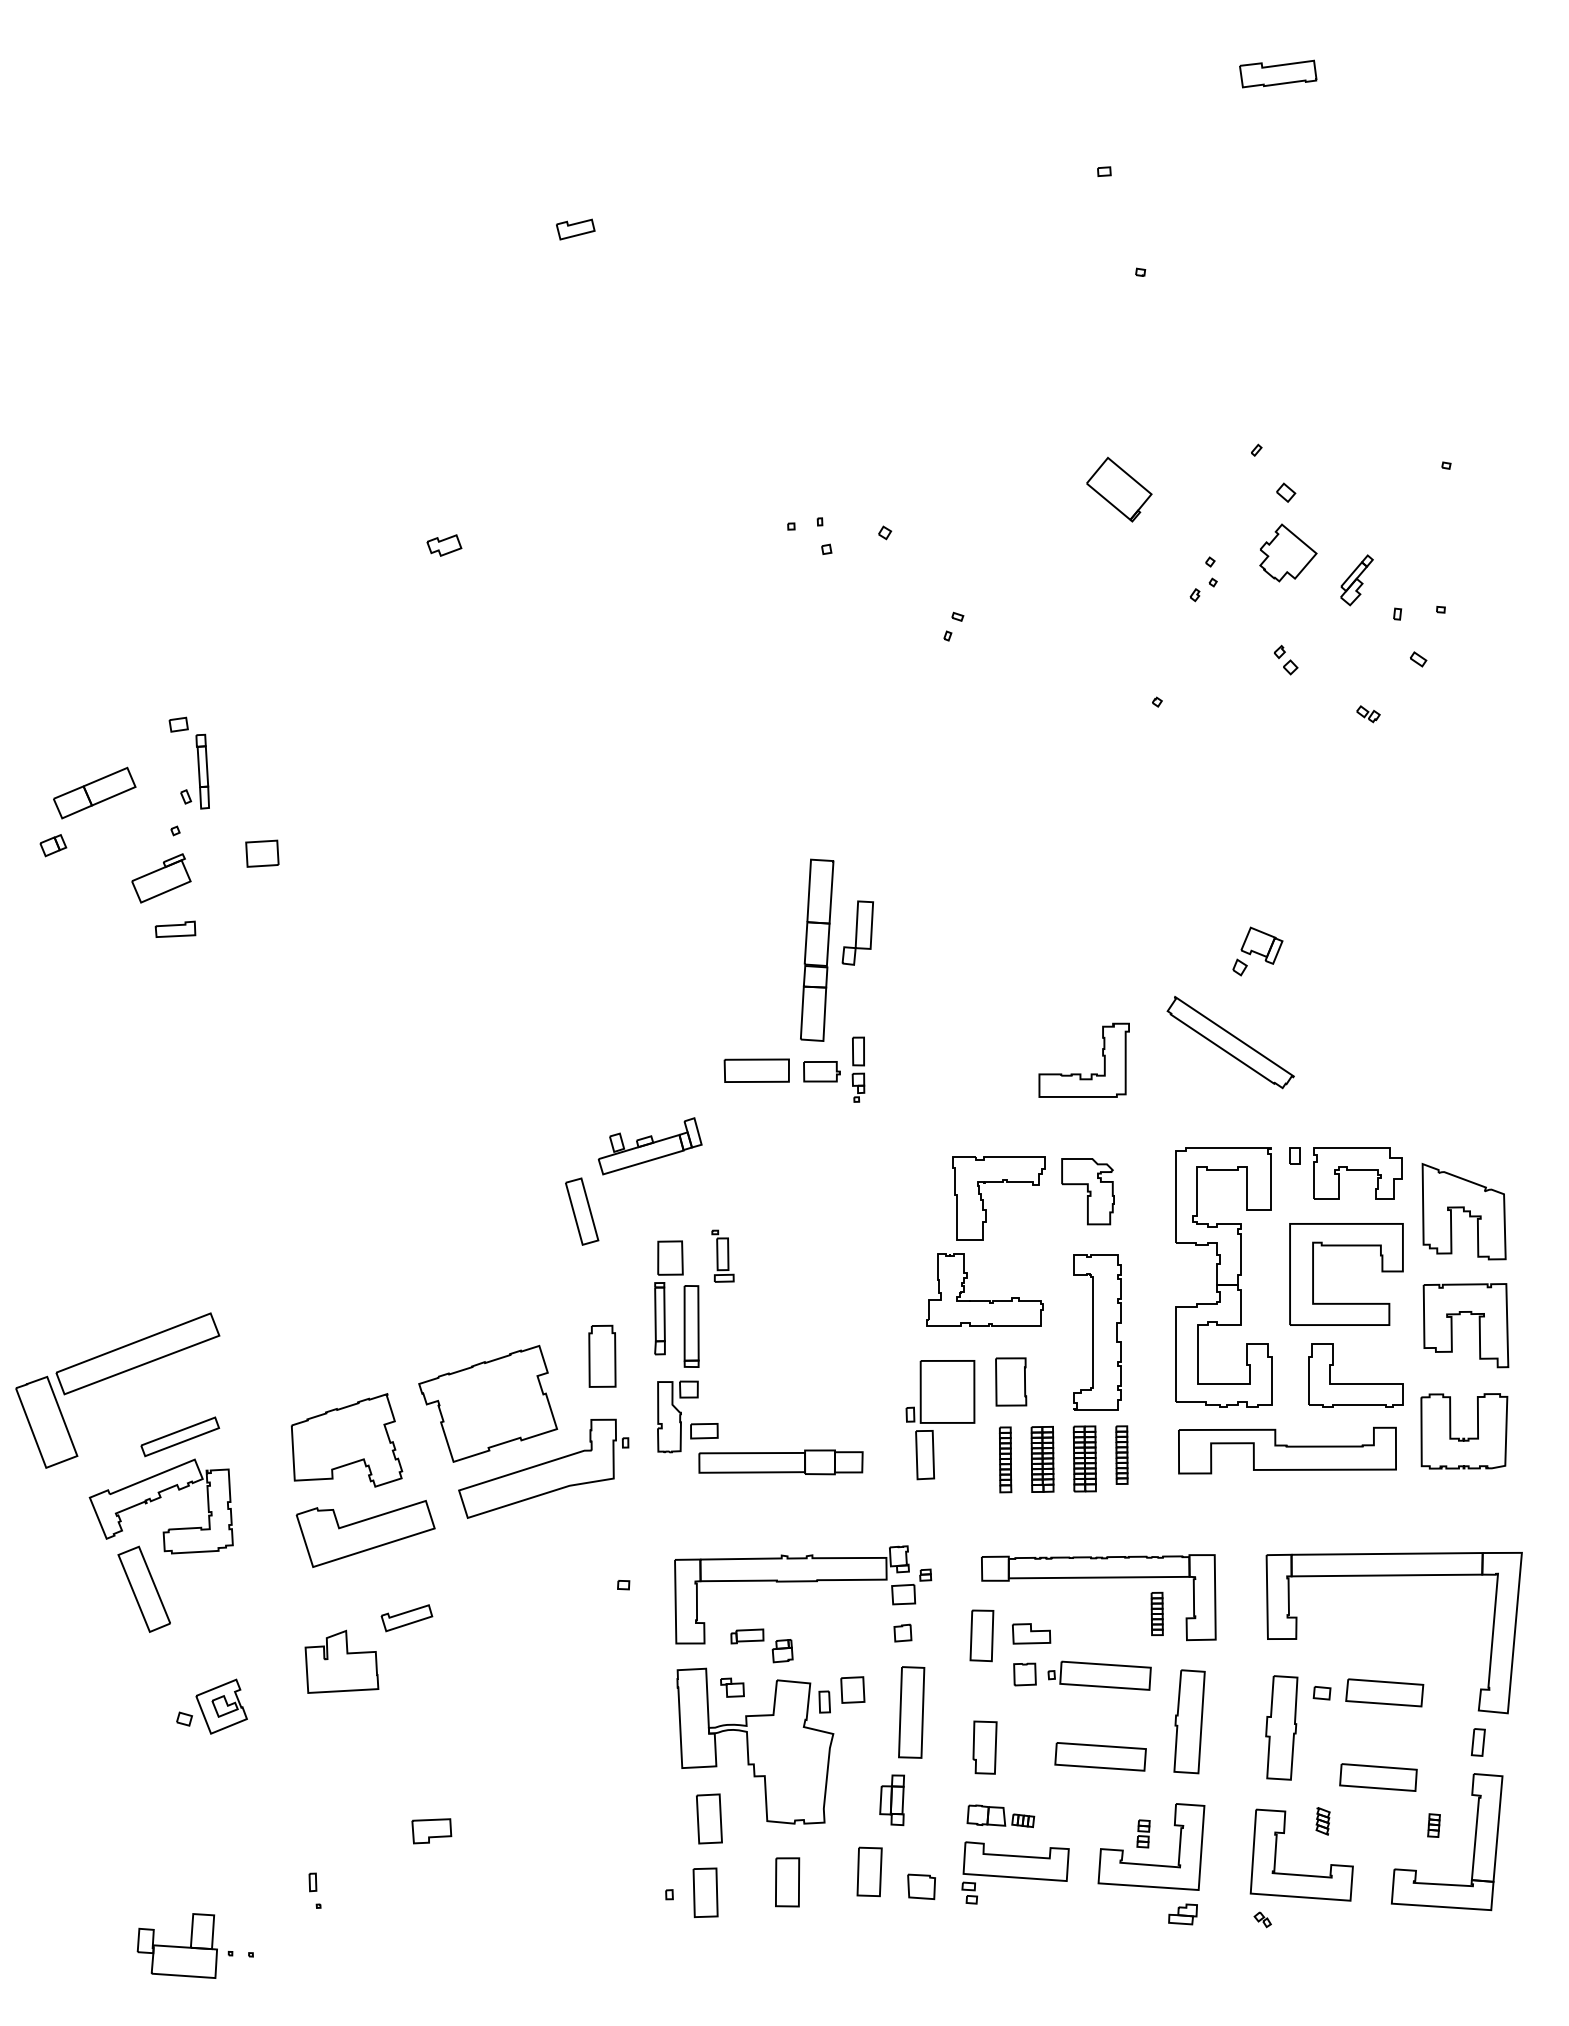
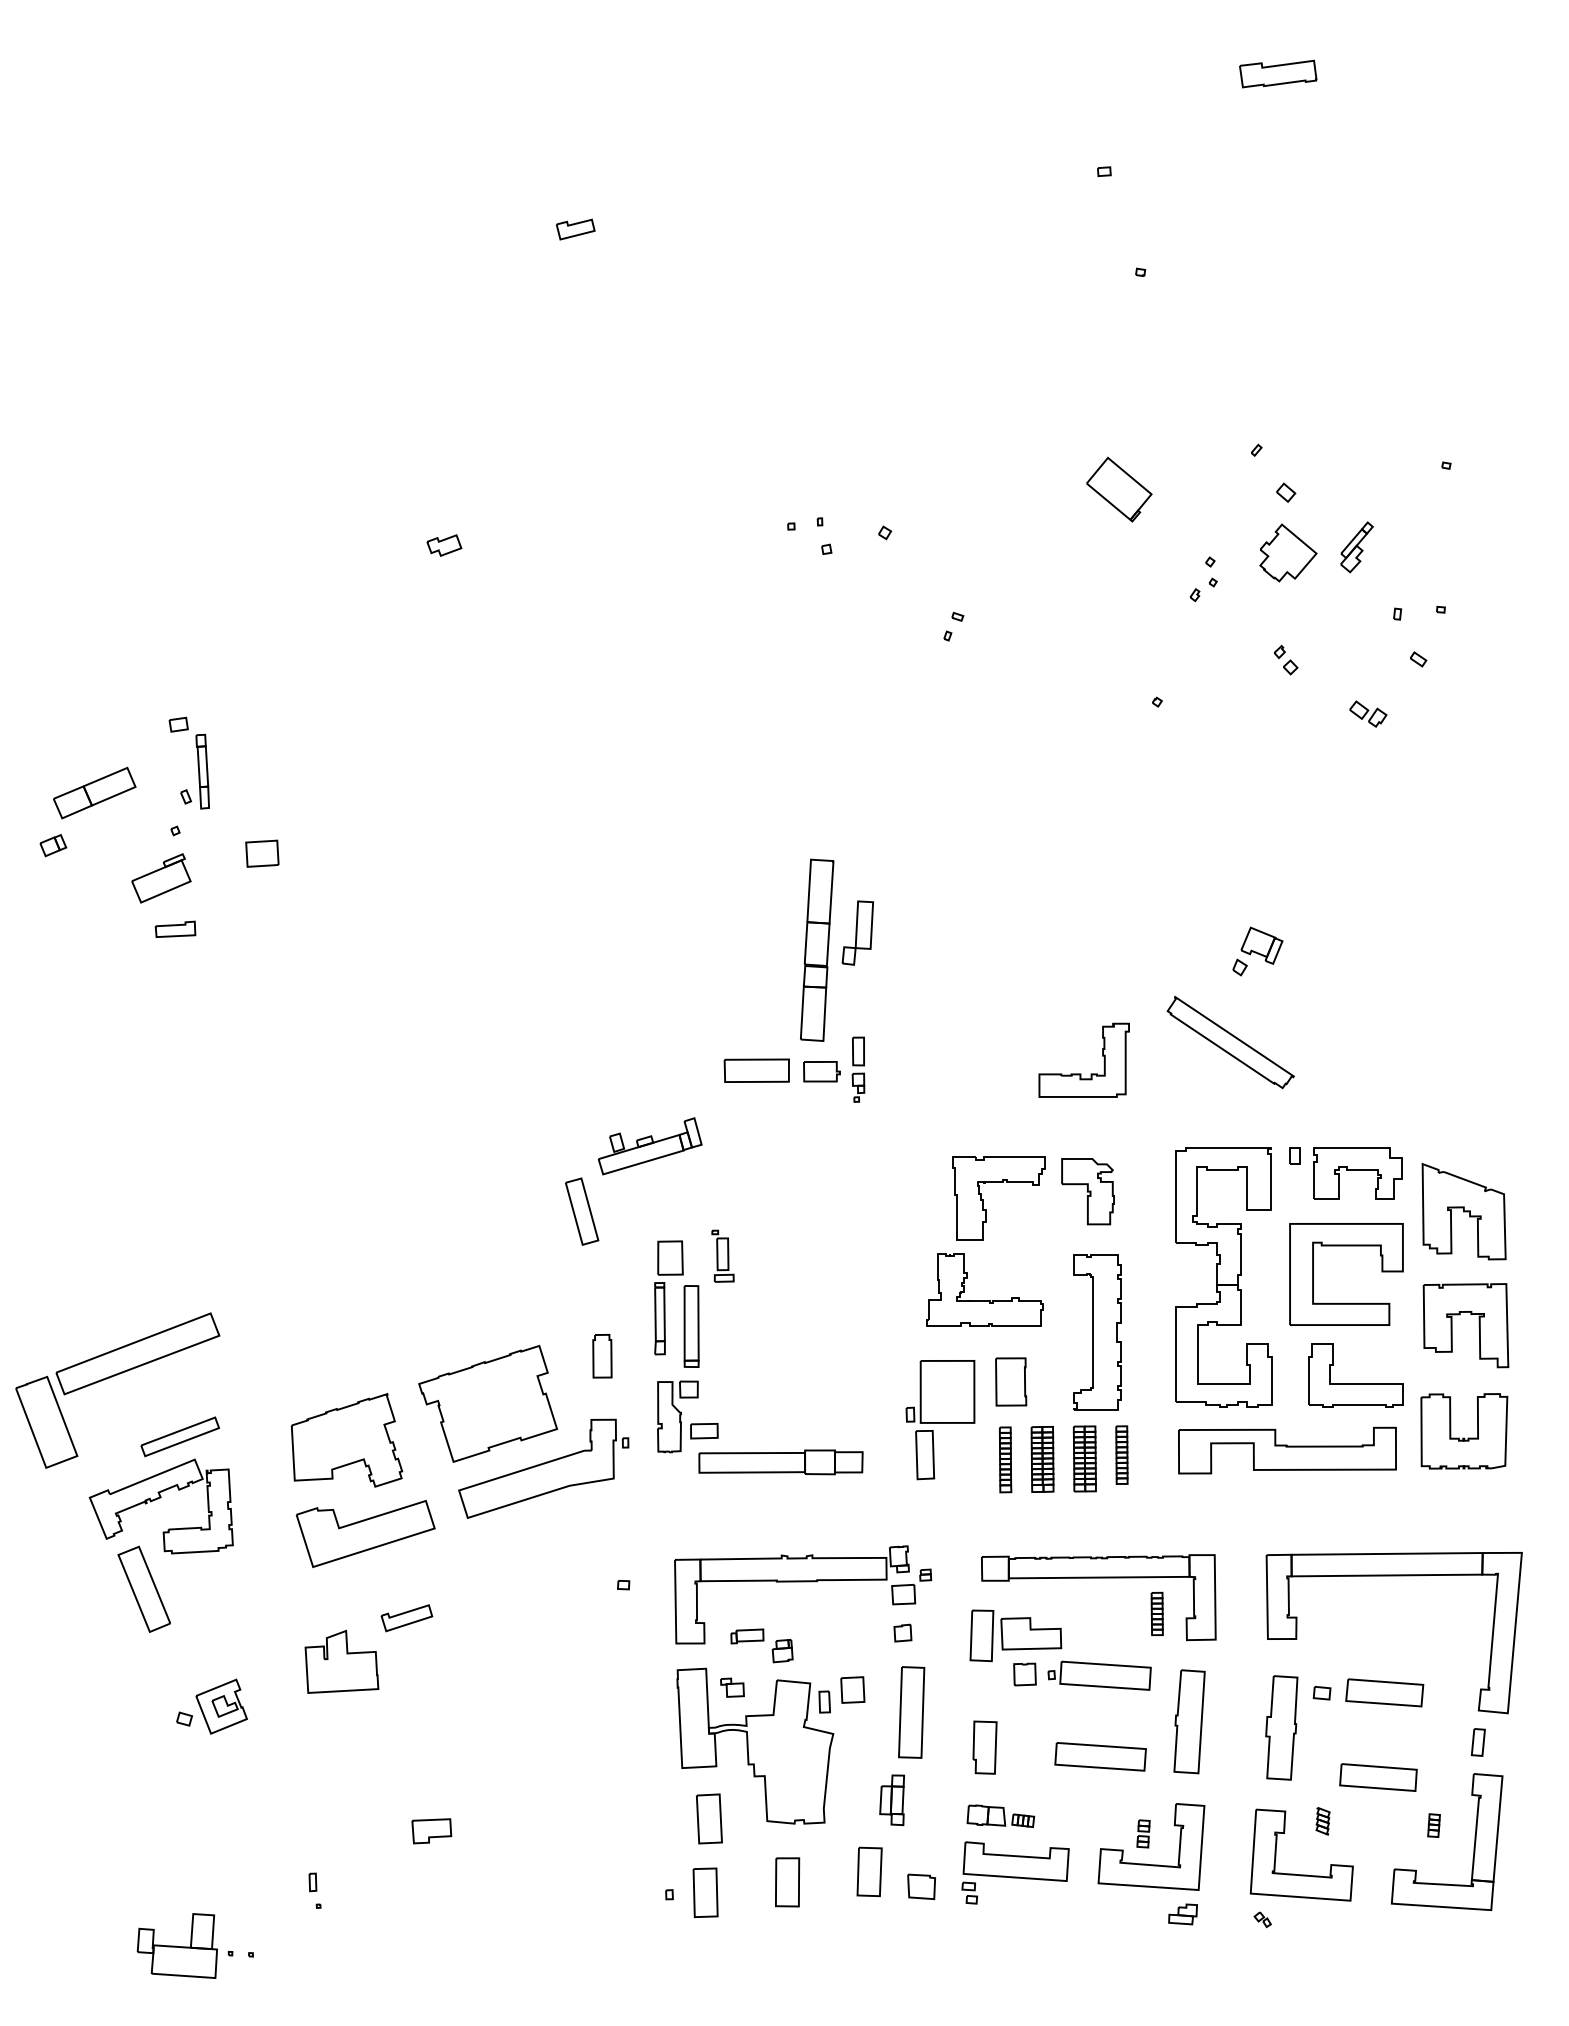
part position: (1356, 580) -> (1356, 547) (1356, 547)
part size: 25x19 px -> 39x28 px (1368, 713)
part size: 29x64 px -> 21x45 px (602, 1356)
part size: 40x22 px -> 63x34 px (1031, 1633)
